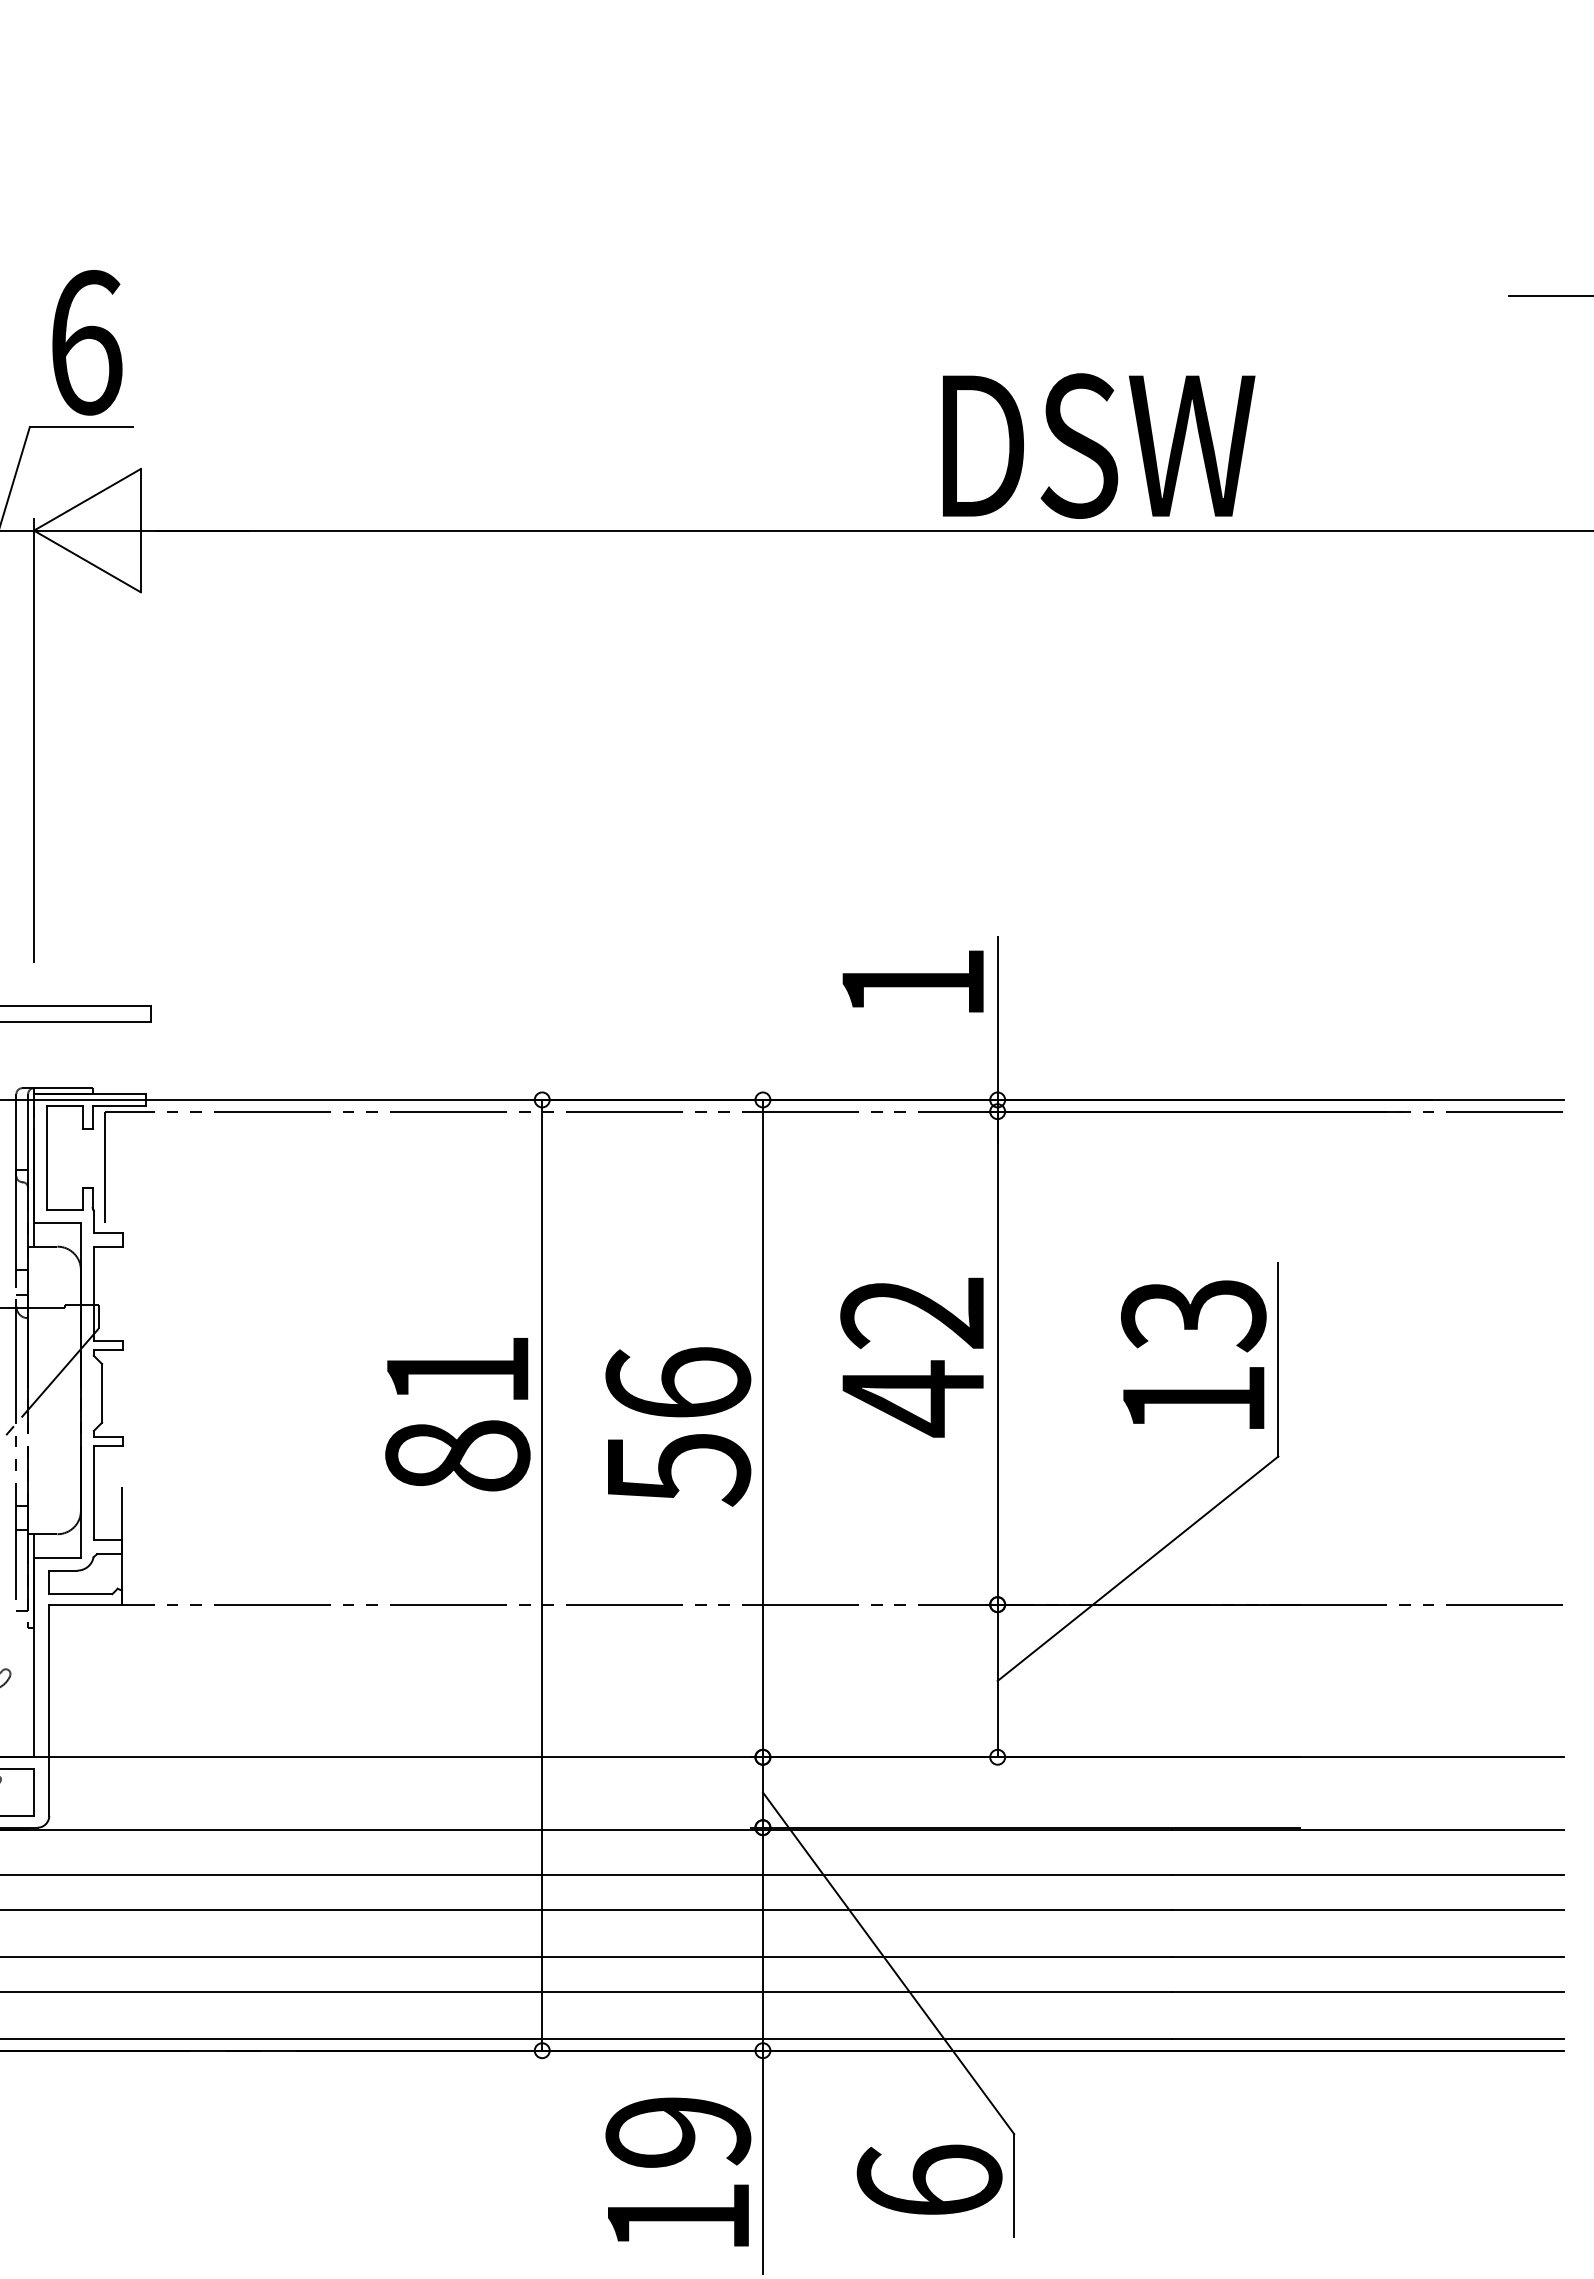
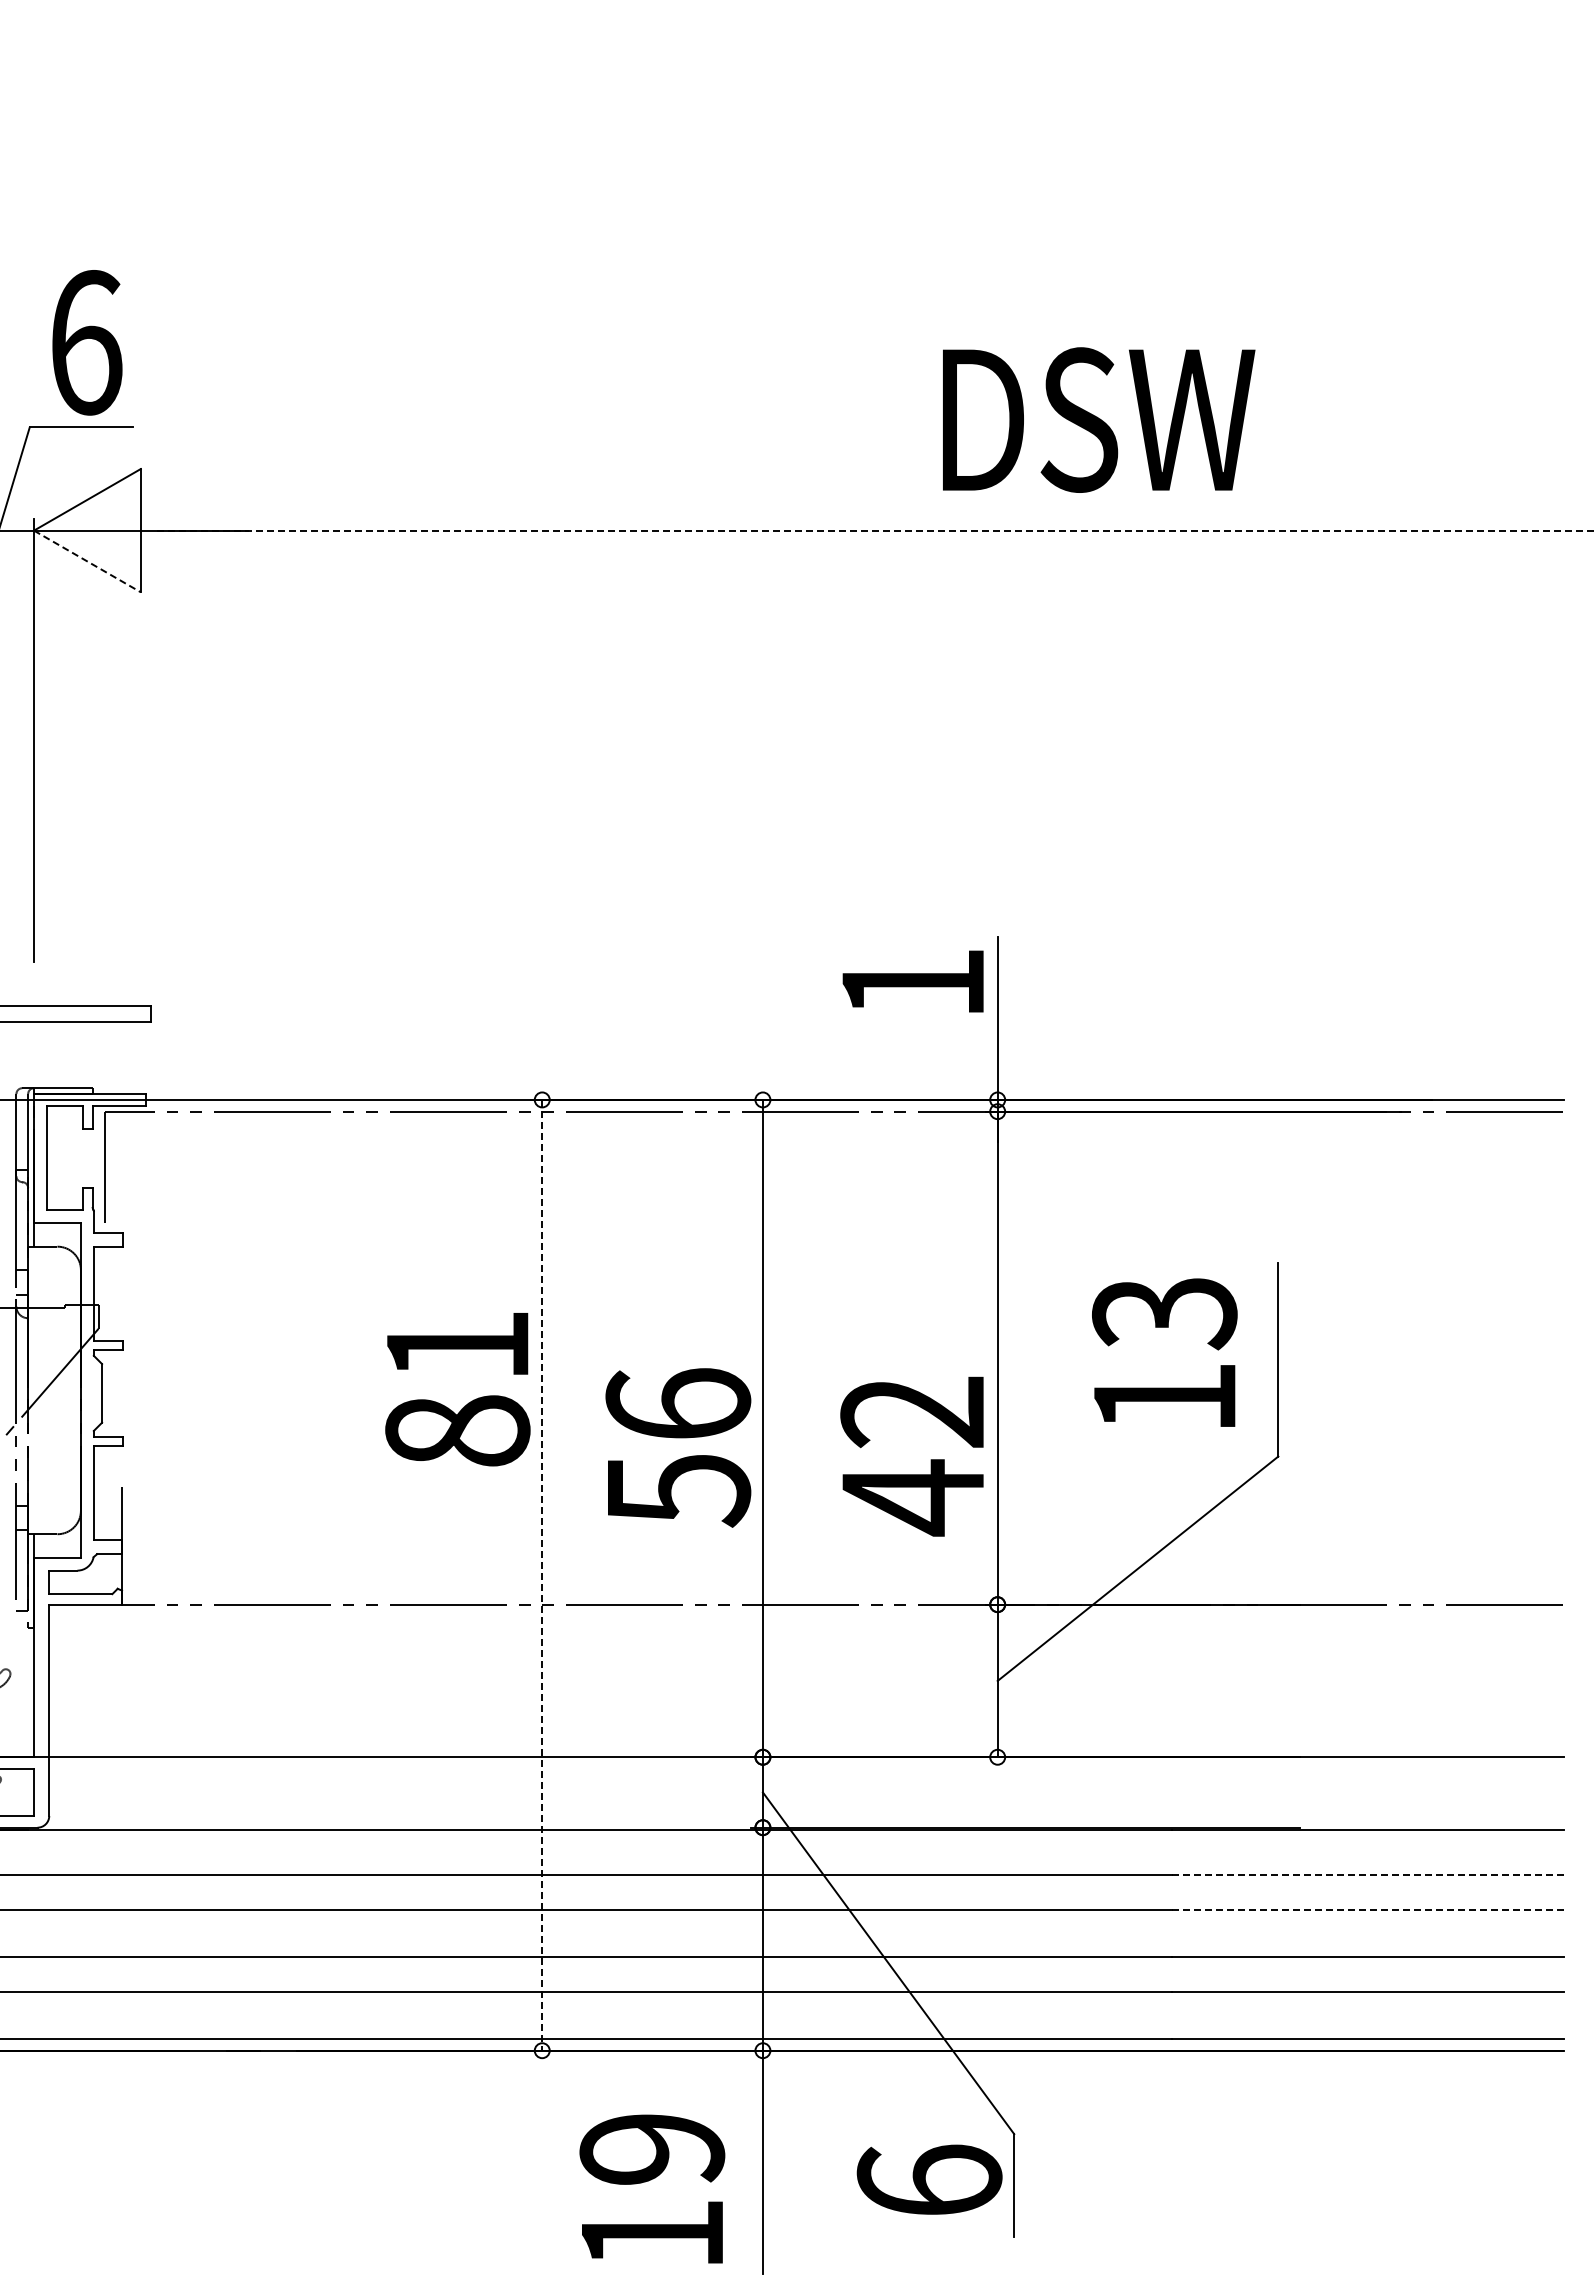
line: present -> none (1549, 295)
text position: (1099, 445) -> (1099, 419) (1099, 419)
line: solid -> dashed (876, 530)
line: solid -> dashed (87, 561)
text position: (1193, 1354) -> (1164, 1352) (1164, 1352)
text position: (911, 1357) -> (911, 1456) (911, 1456)
text position: (457, 1414) -> (457, 1389) (457, 1389)
text position: (678, 1426) -> (678, 1447) (678, 1447)
line: solid -> dashed (542, 1575)
line: solid -> dashed (1367, 1874)
line: solid -> dashed (1367, 1909)
text position: (678, 2171) -> (652, 2188) (652, 2188)
